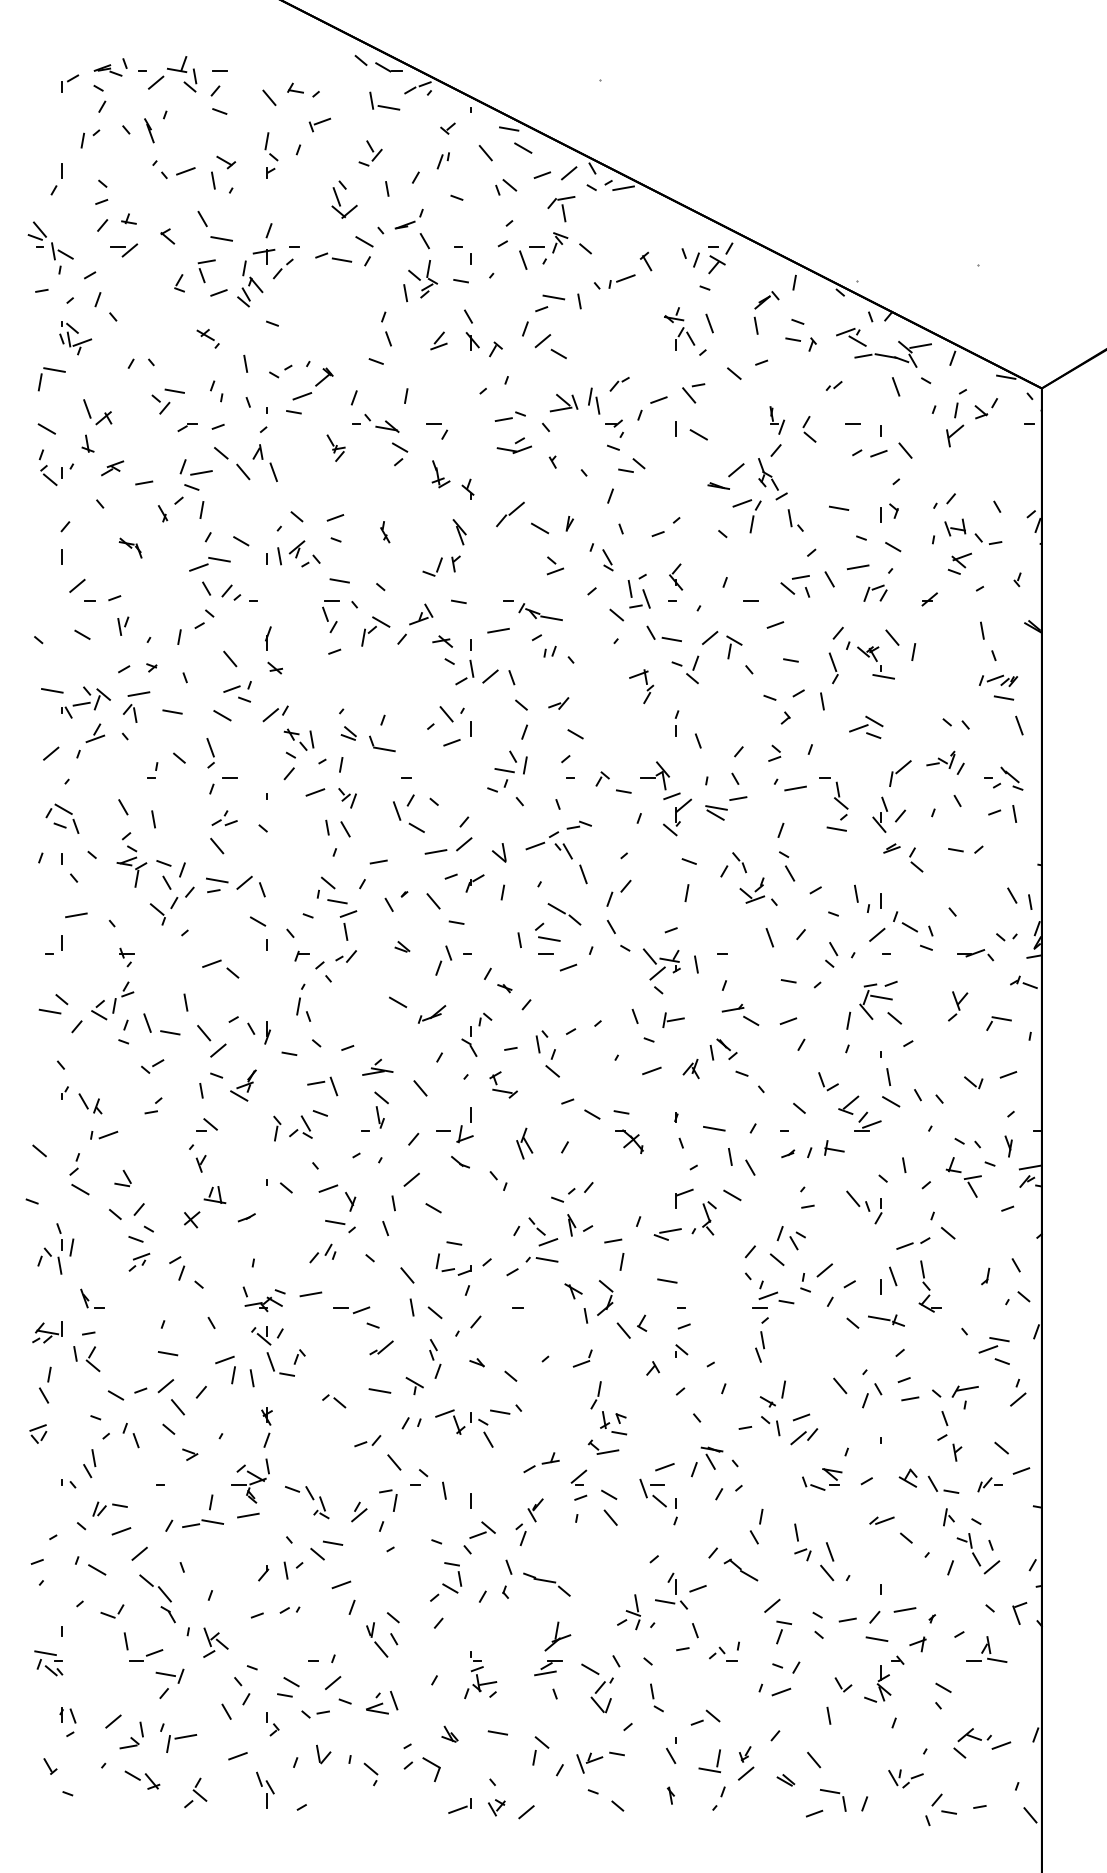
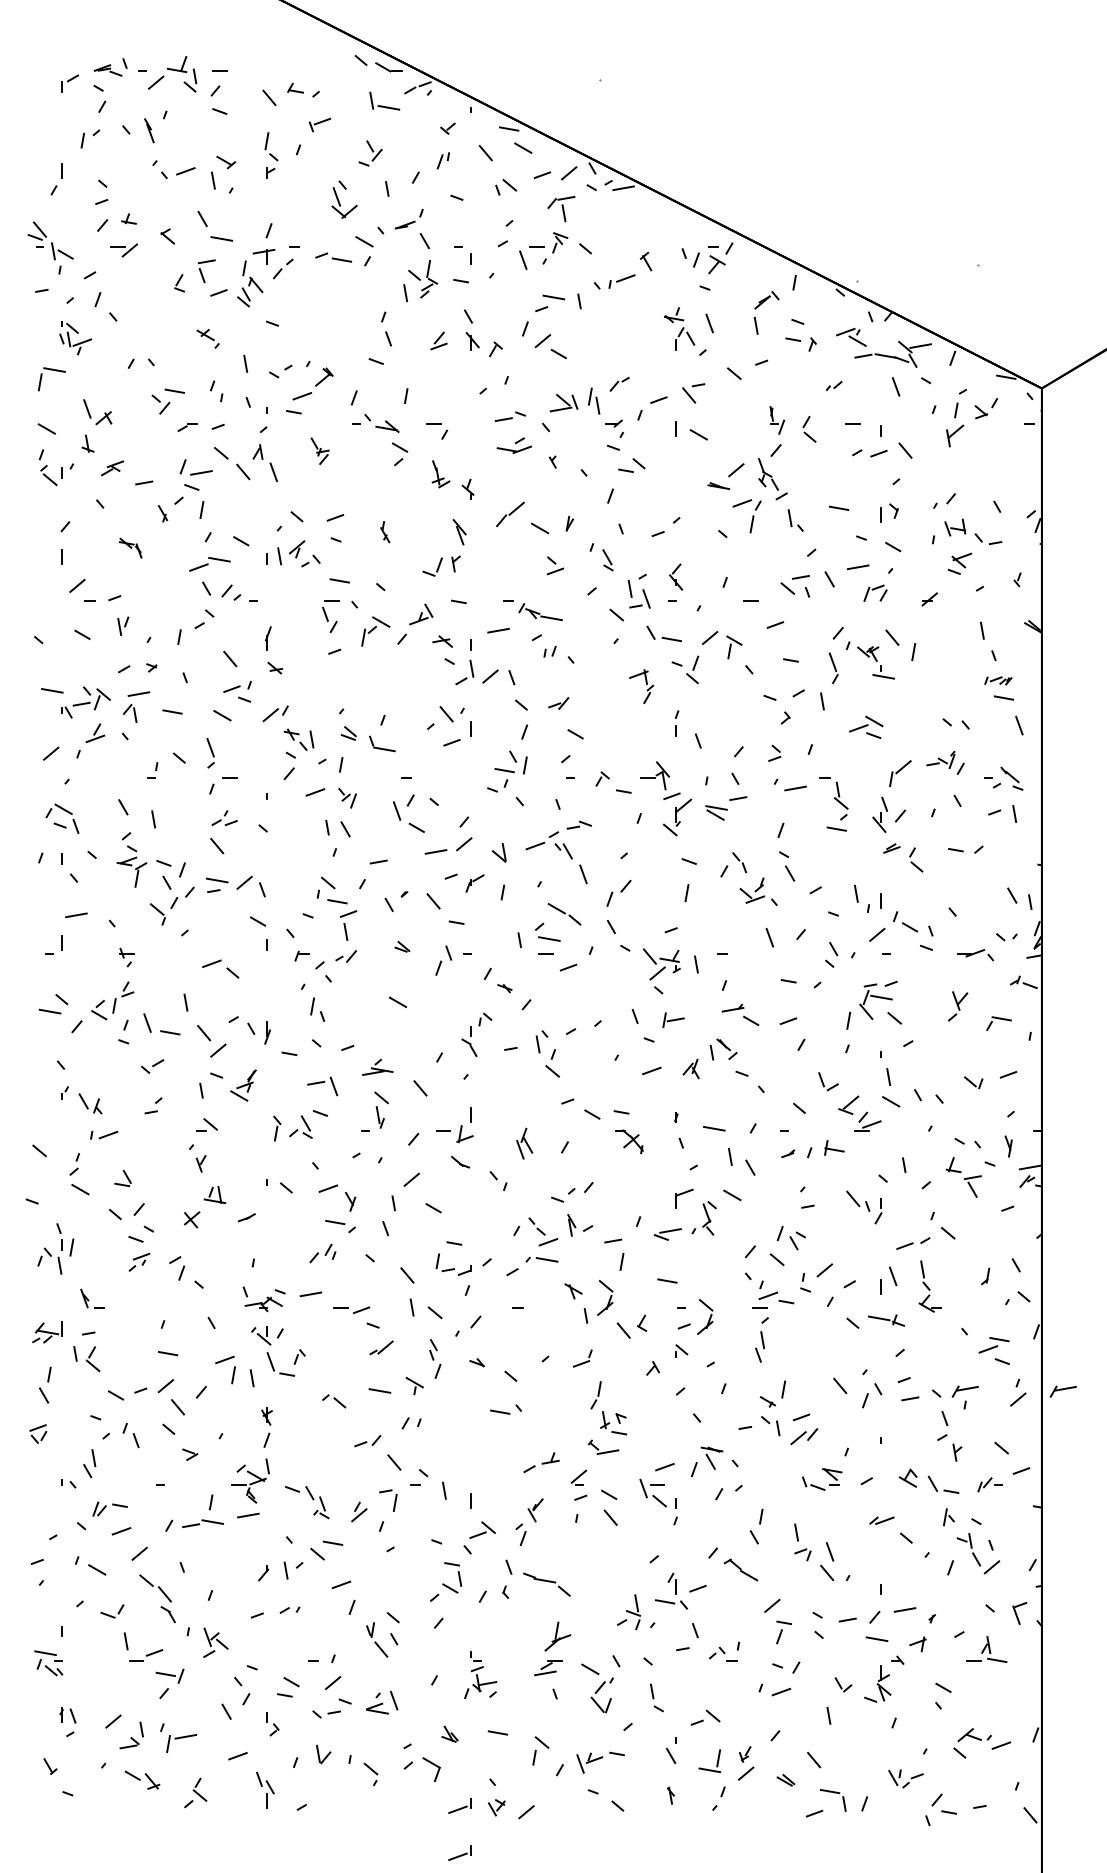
part position: (335, 447) -> (319, 450) (319, 450)
part size: 40x14 px -> 29x10 px (998, 680)
part position: (303, 1009) -> (317, 1009) (317, 1009)
part: present -> none (431, 1014)
part: present -> none (503, 1084)
part: none -> present (705, 1316)
part: none -> present (1062, 1391)
part: present -> none (464, 1428)
part position: (315, 1714) -> (326, 1714) (326, 1714)
part: none -> present (459, 1852)
